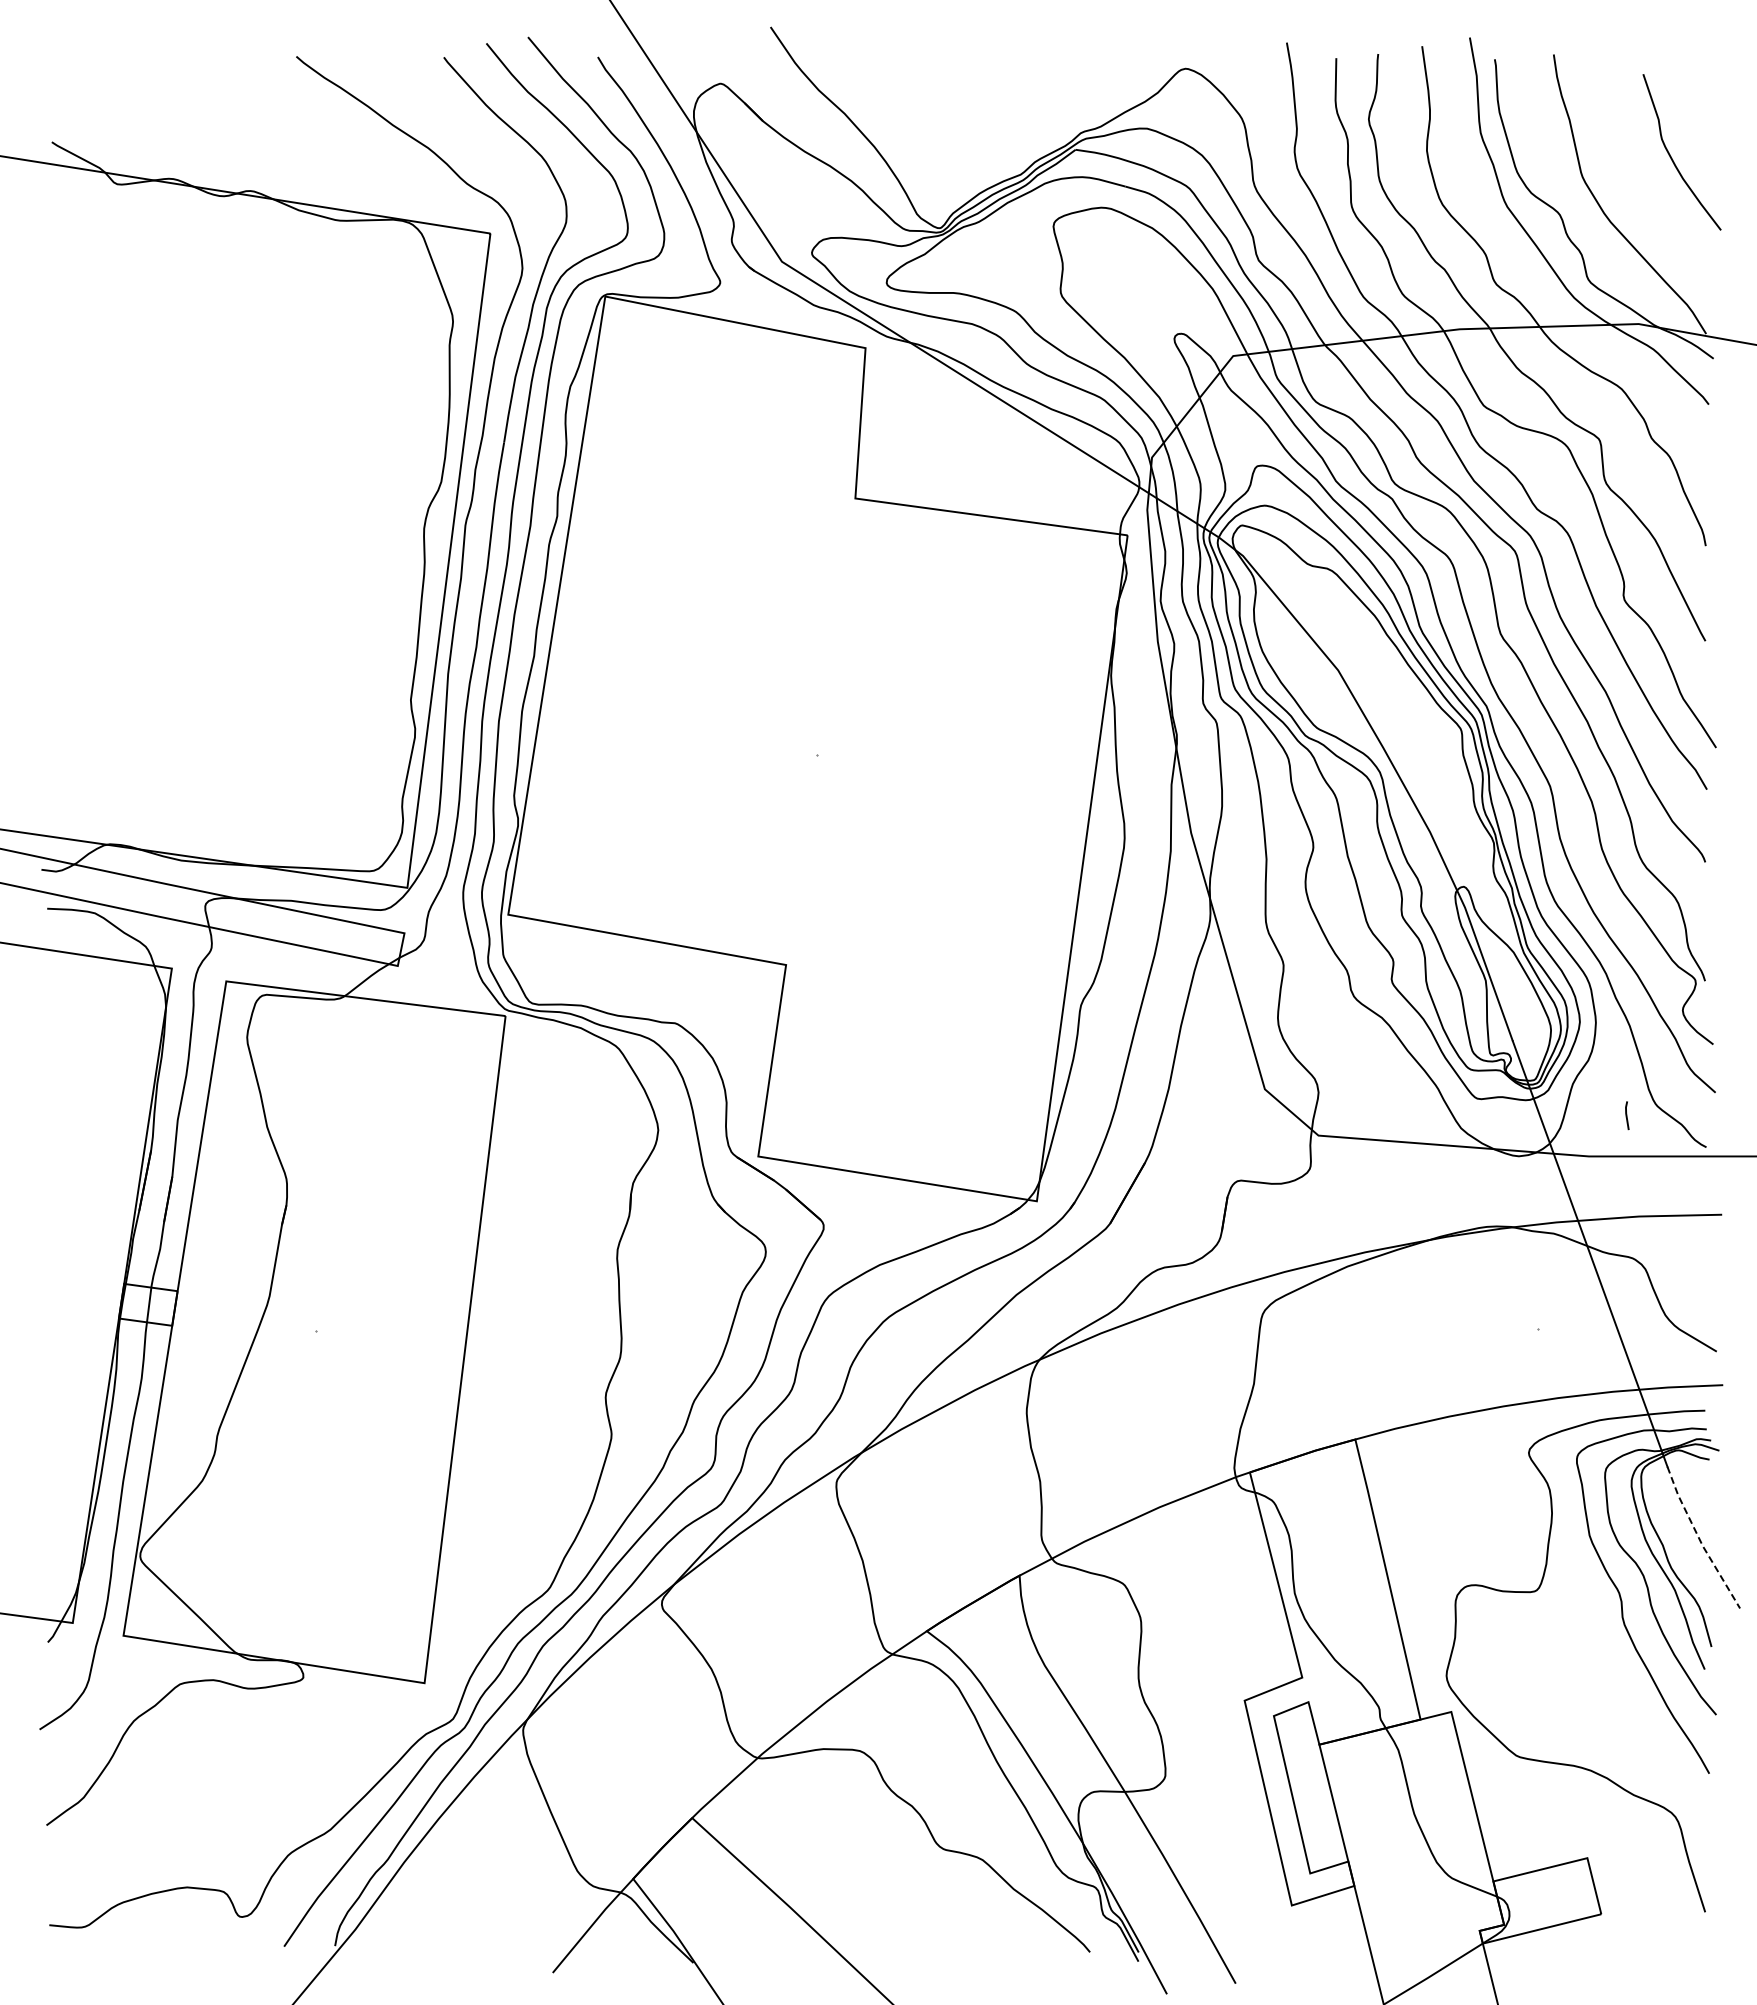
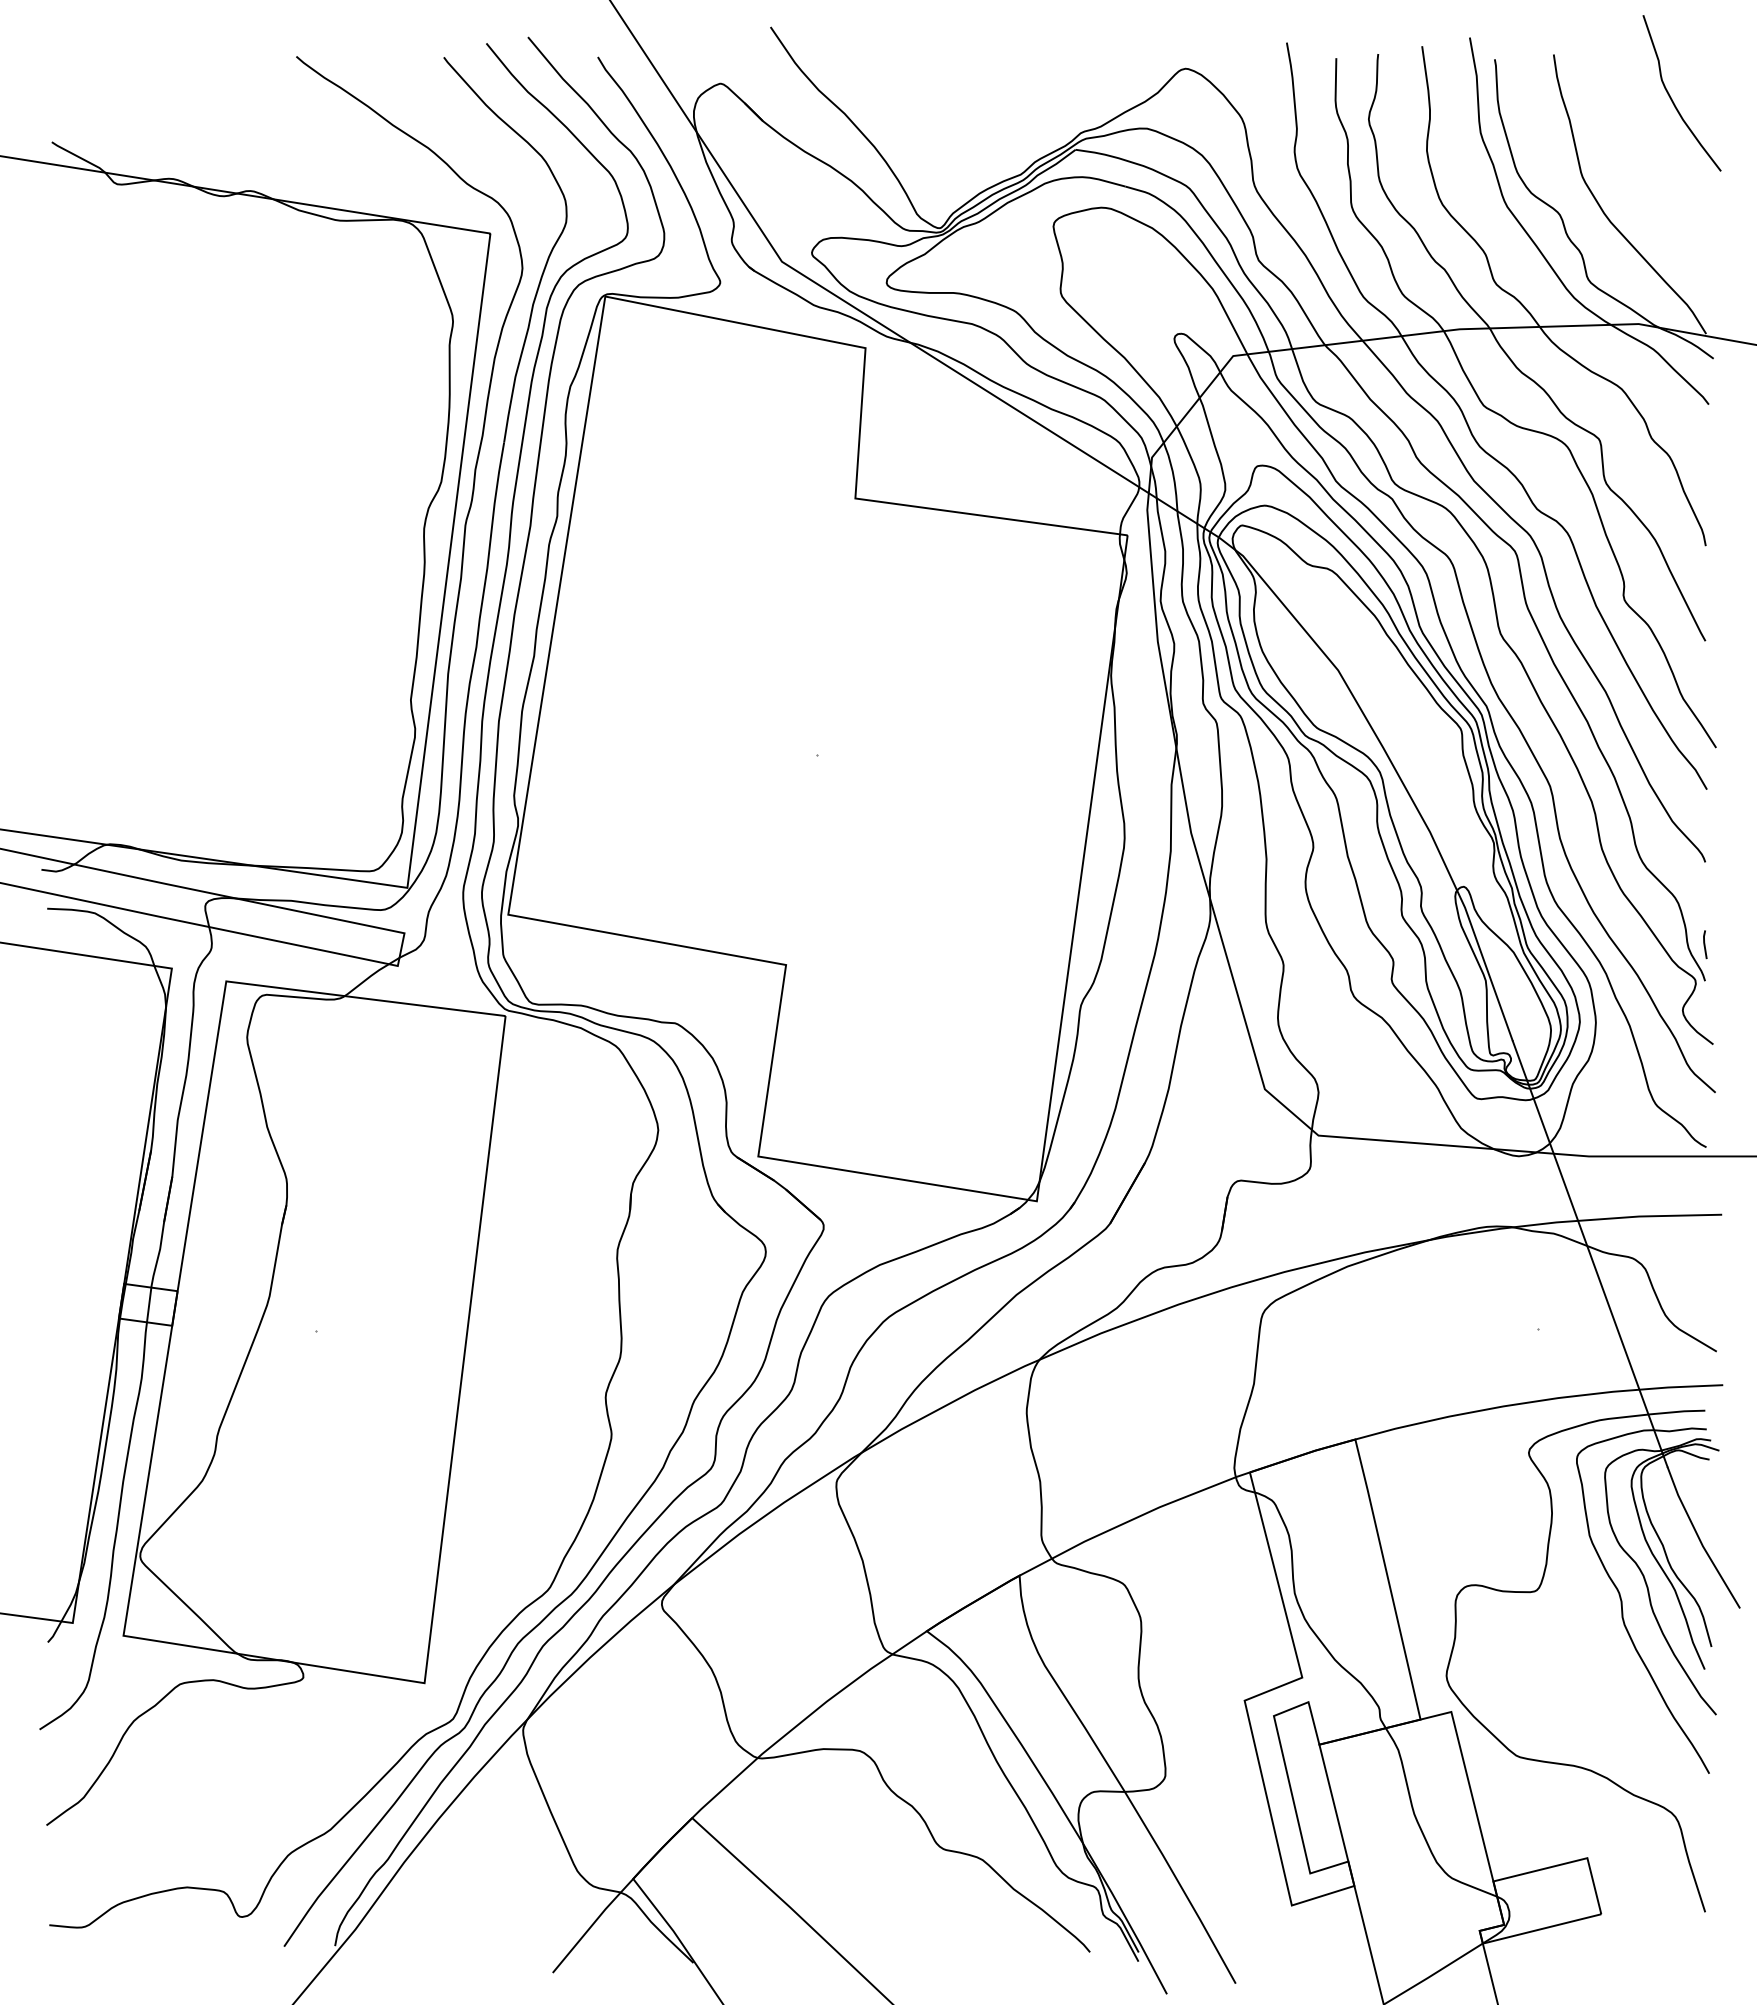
curve position: (1671, 156) -> (1671, 97) (1671, 97)
line position: (1627, 1115) -> (1705, 944) (1705, 944)
line: dashed -> solid (1699, 1540)
